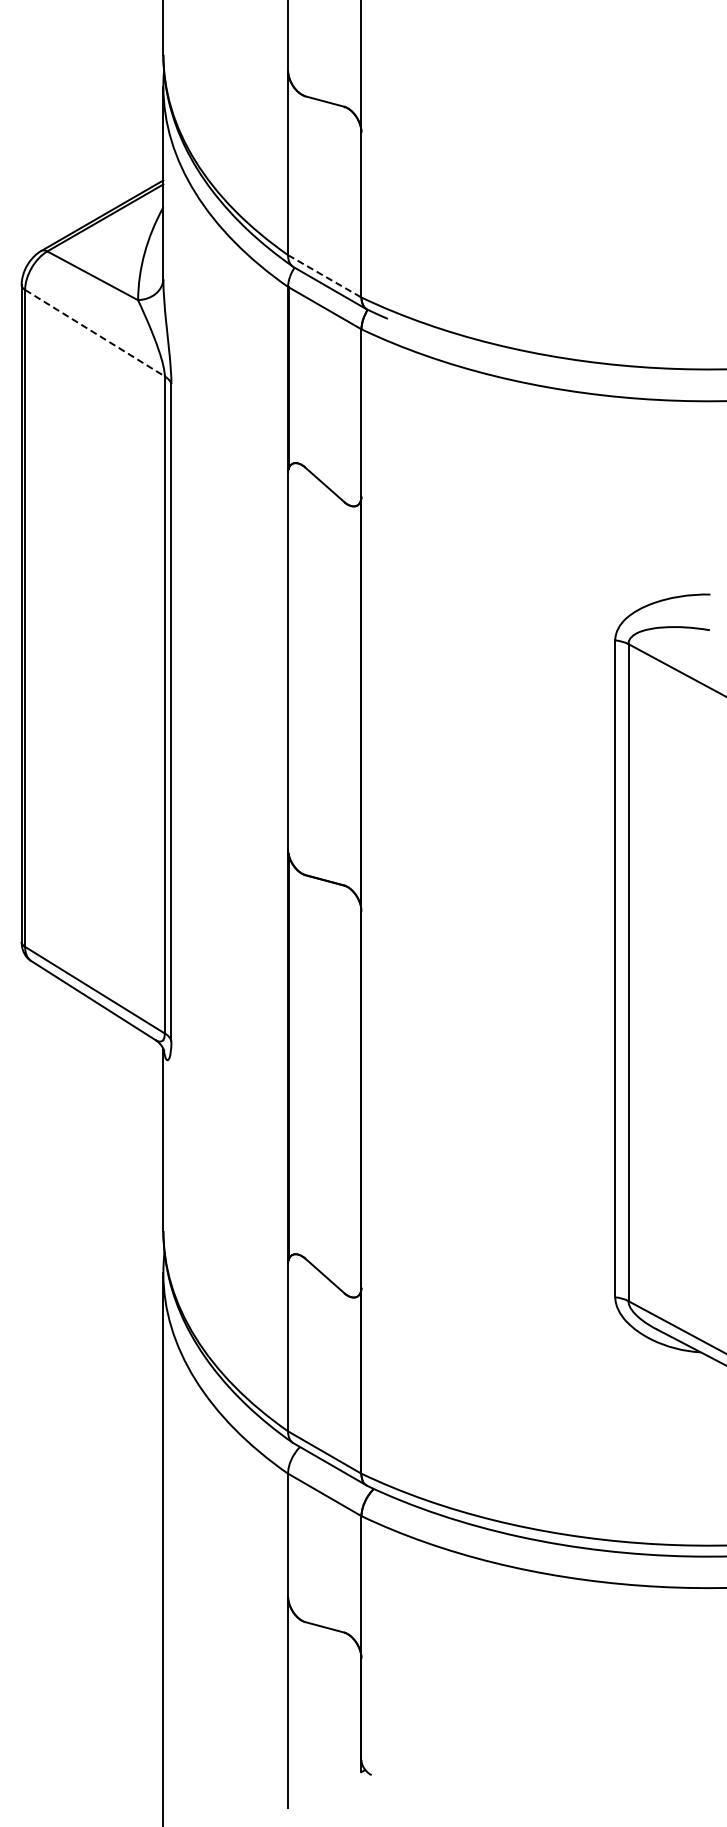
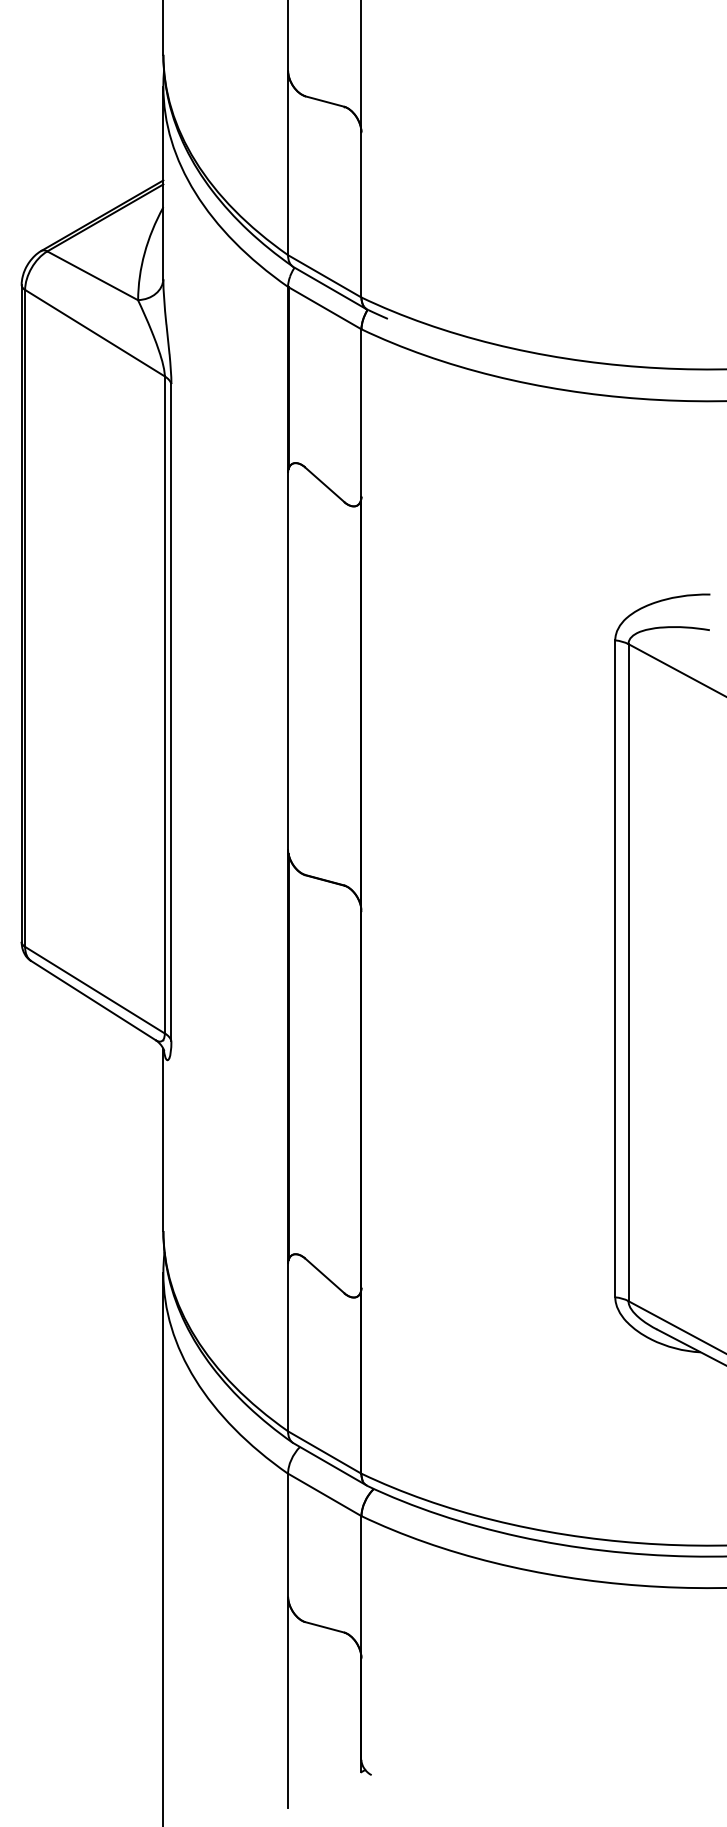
line: dashed -> solid (325, 276)
line: dashed -> solid (95, 333)
